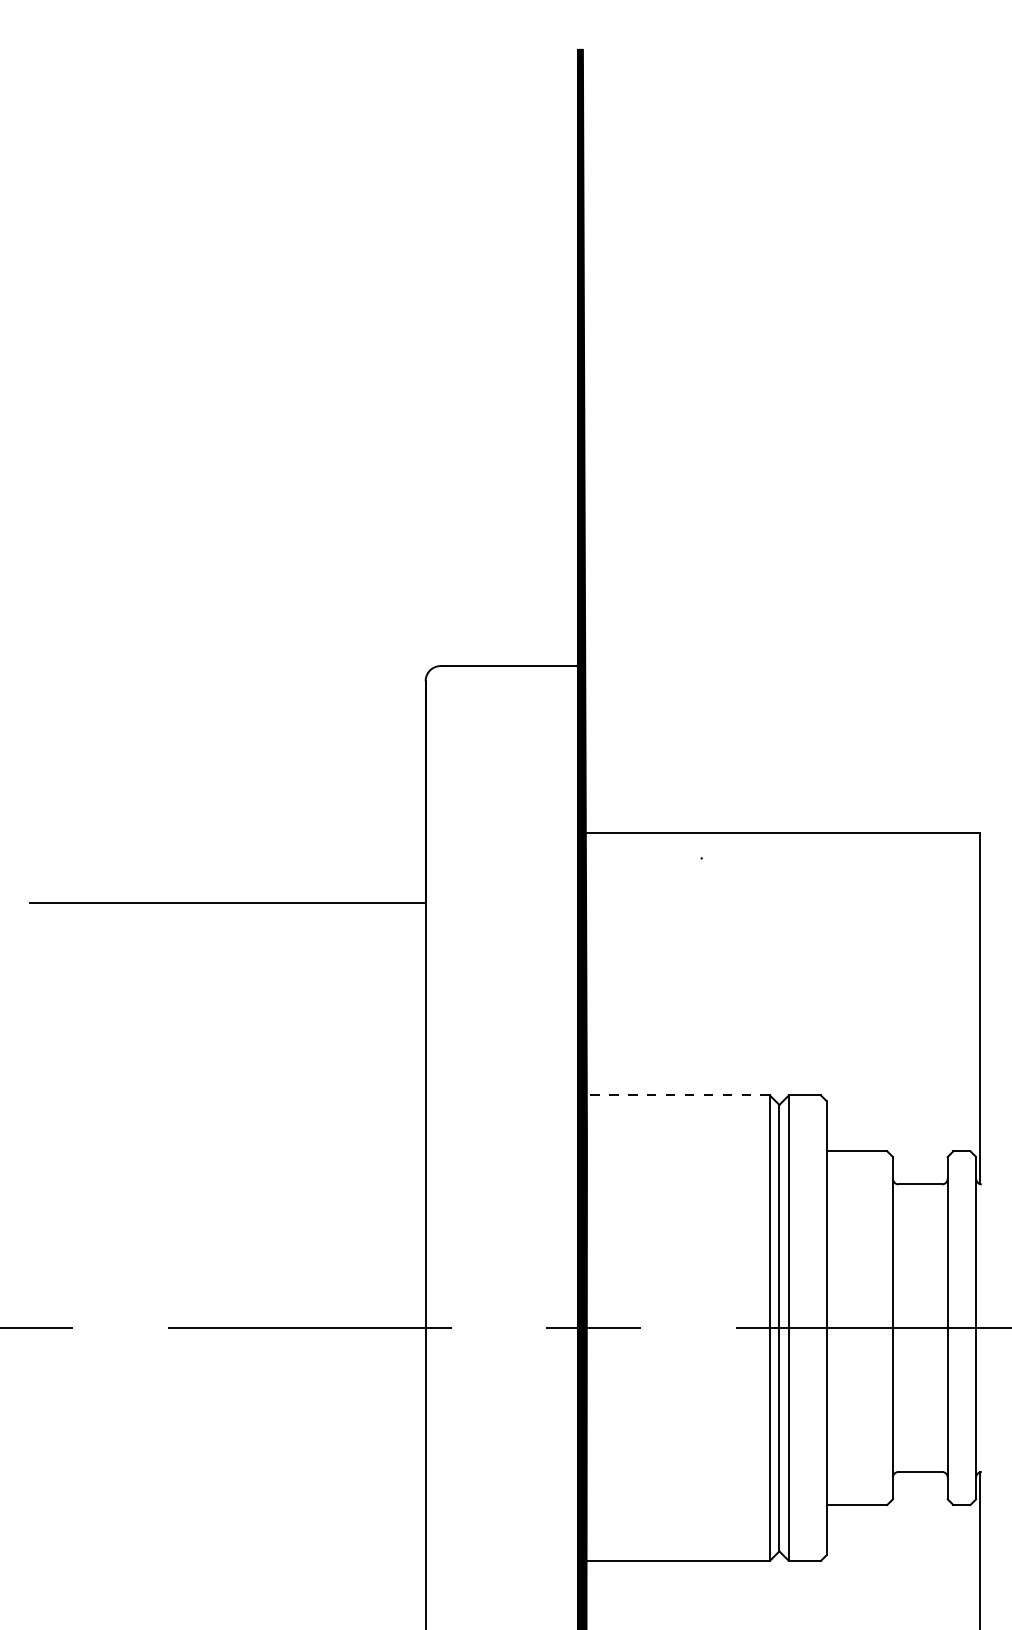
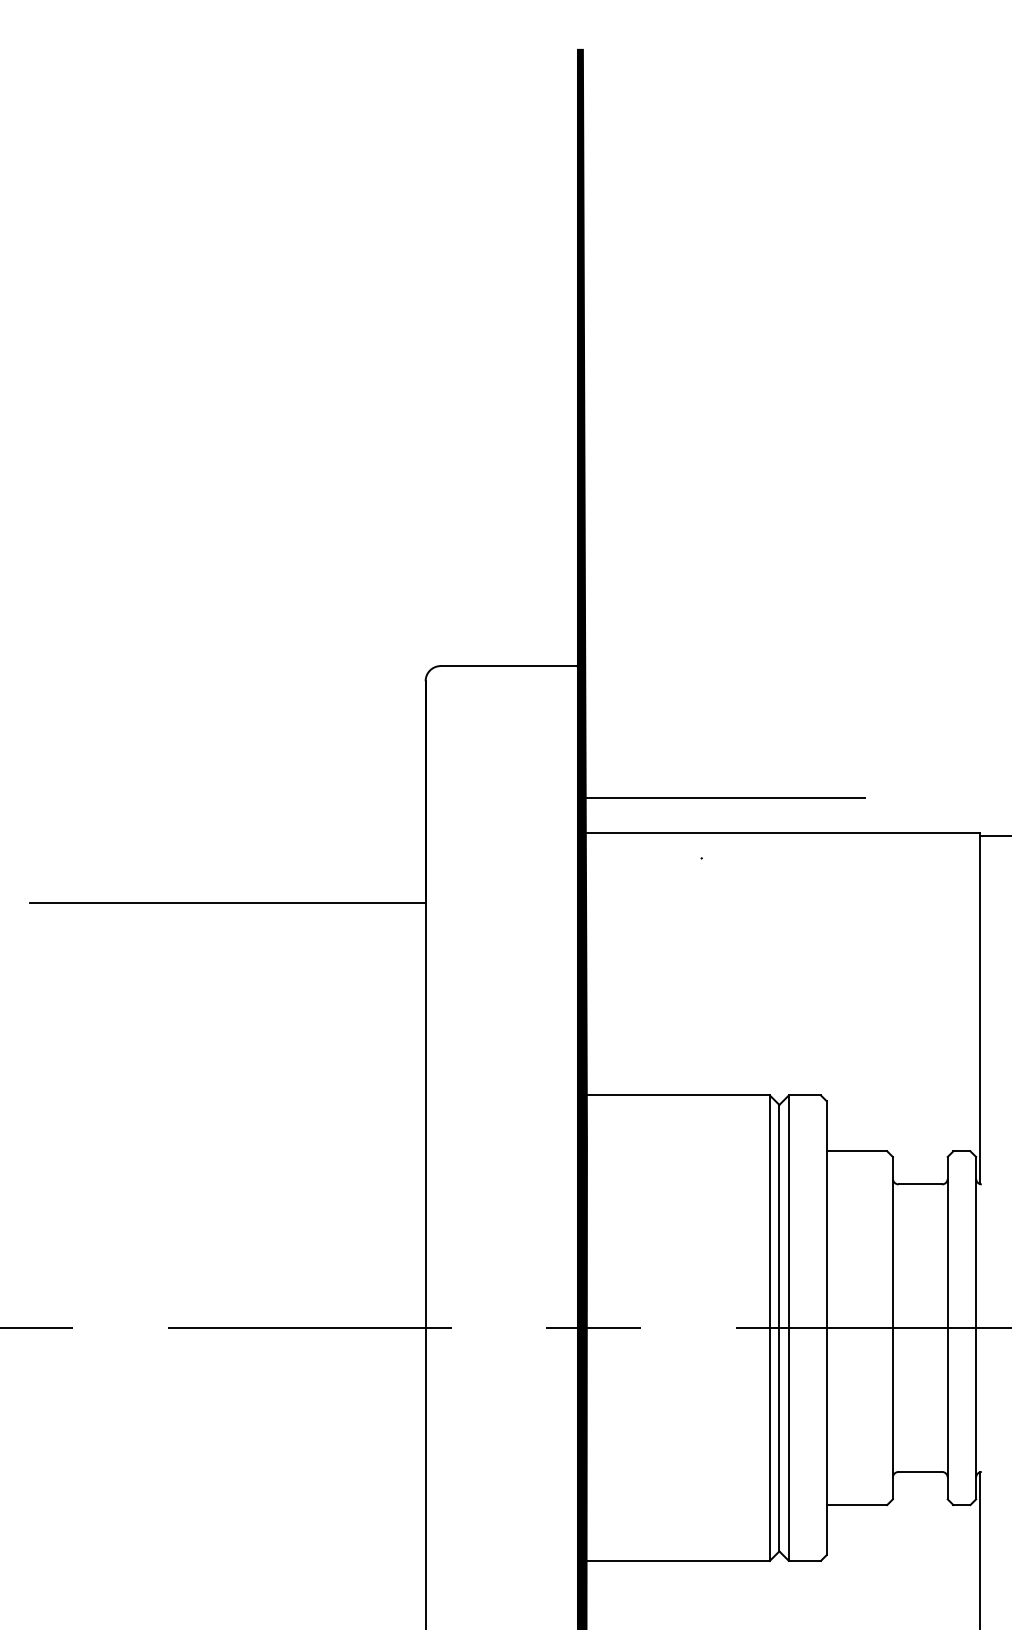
line: none -> present (724, 798)
line: none -> present (993, 836)
line: dashed -> solid (676, 1095)
